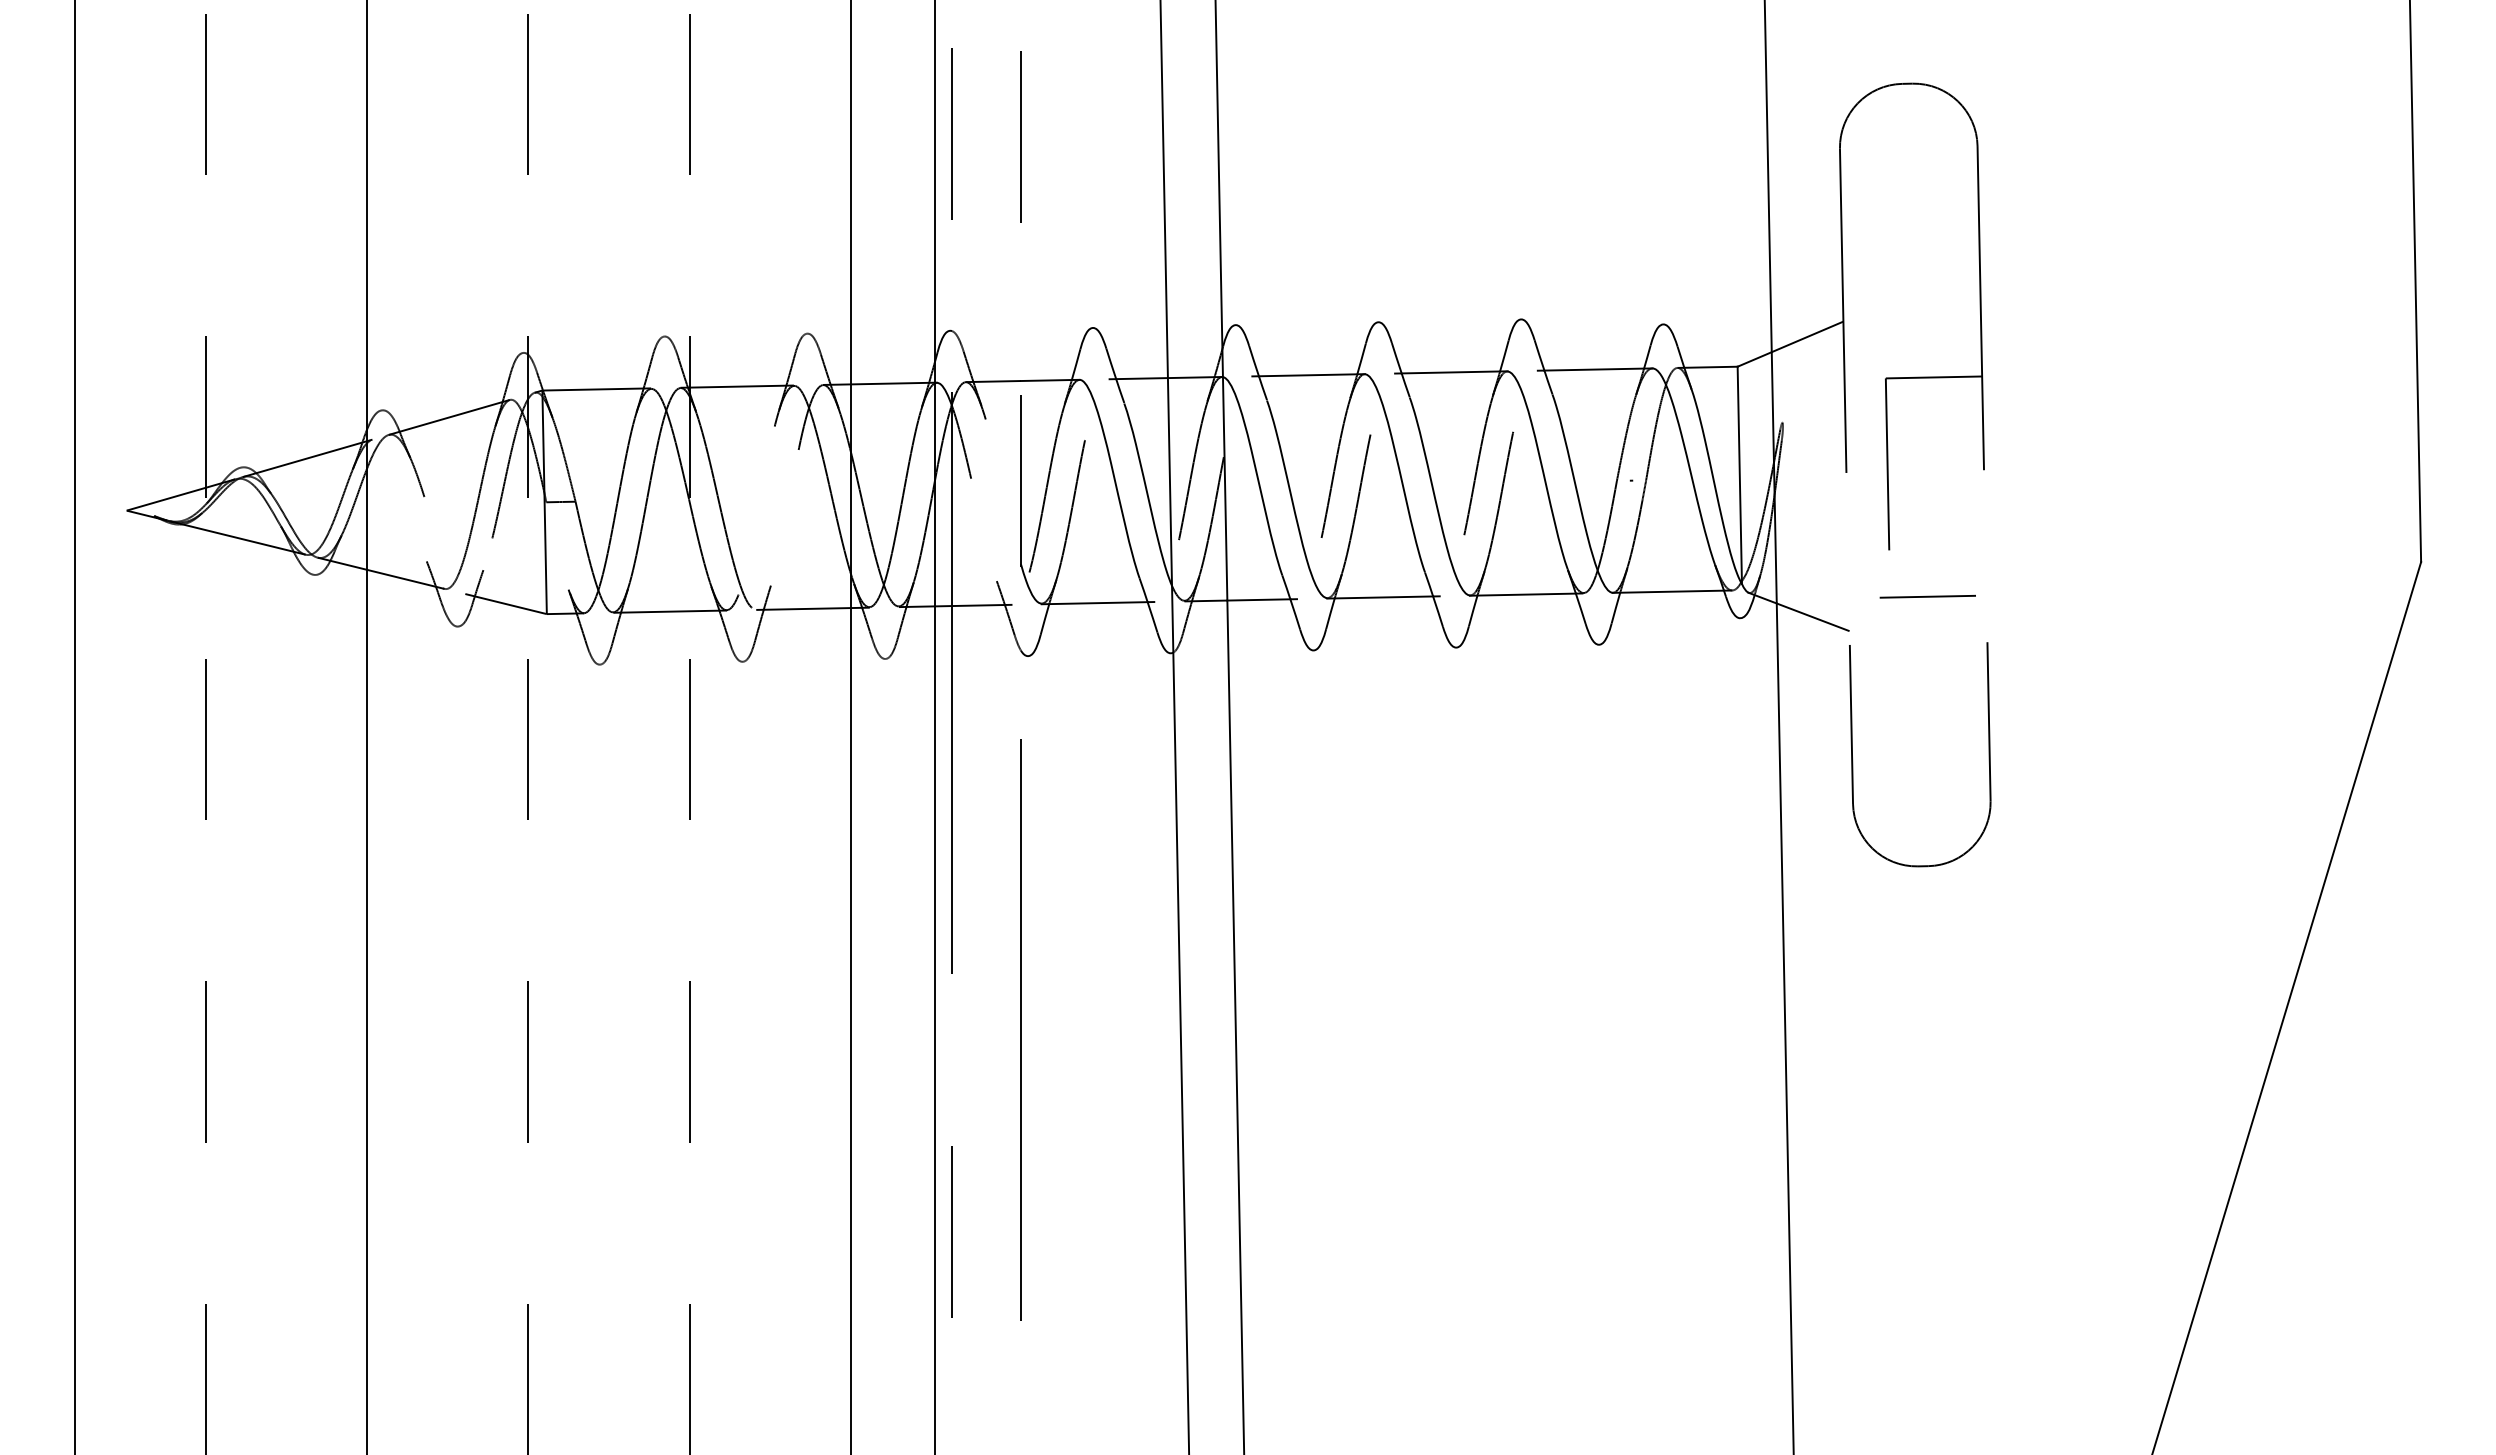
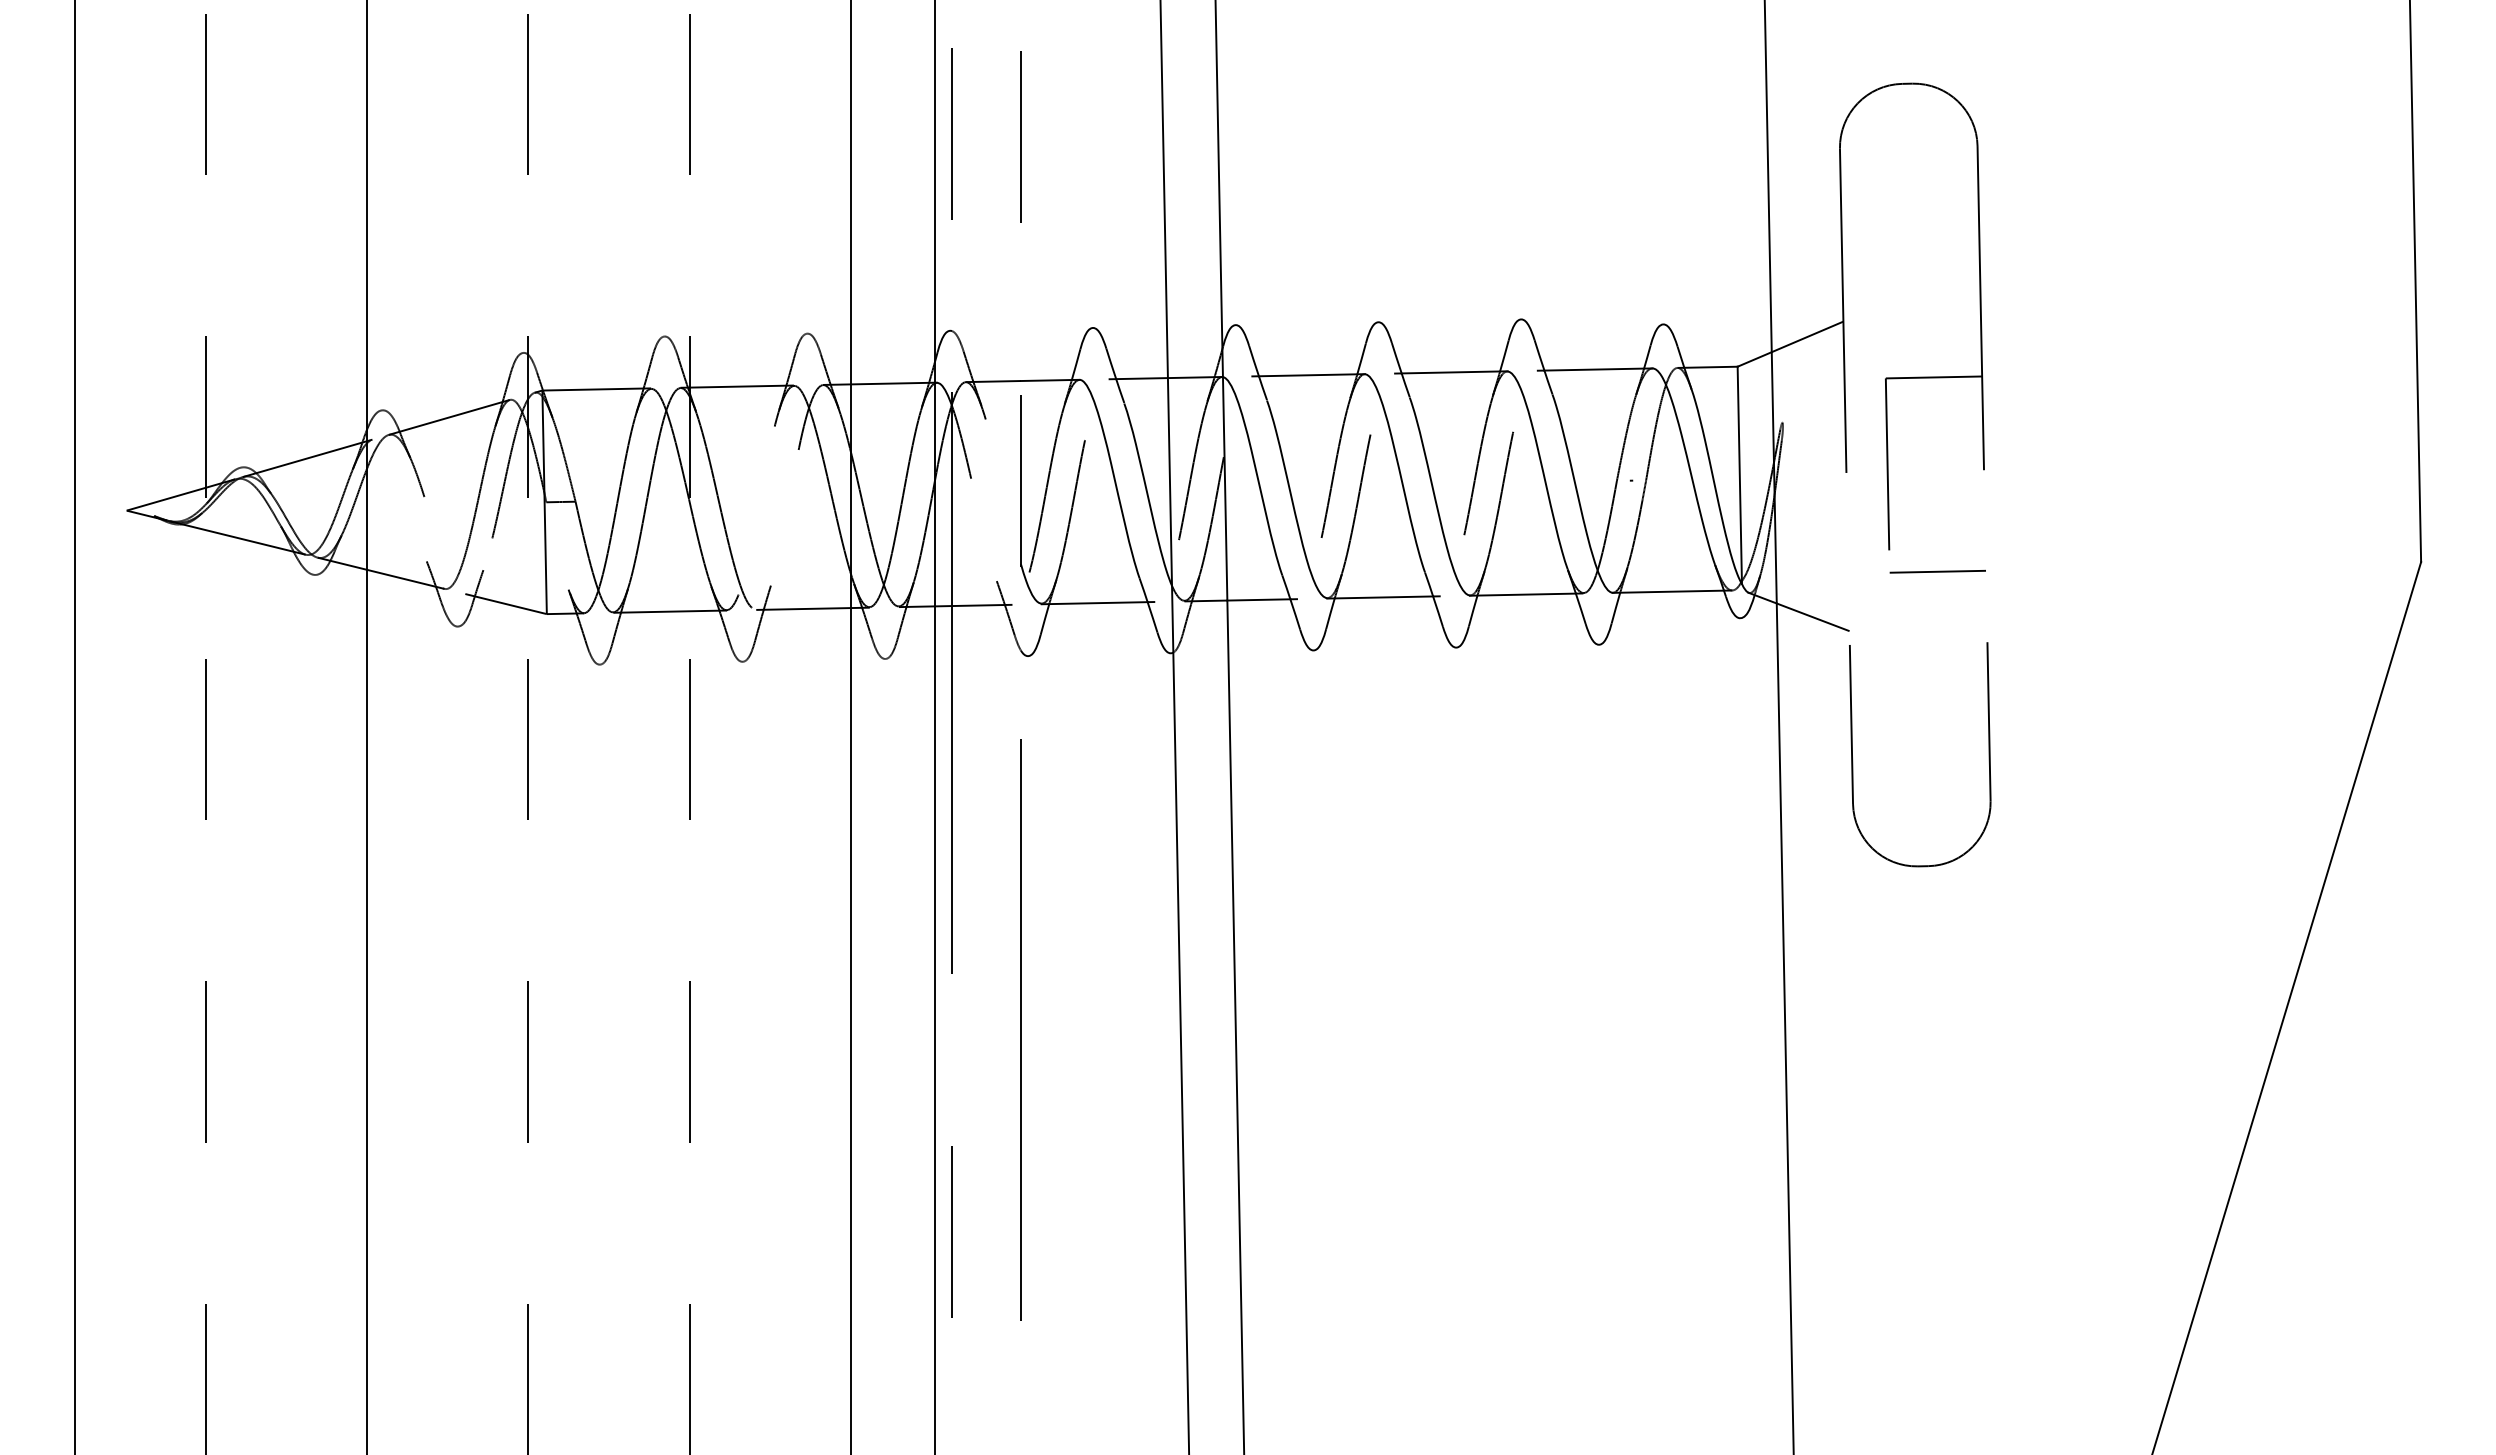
line position: (1927, 596) -> (1937, 571) (1937, 571)
